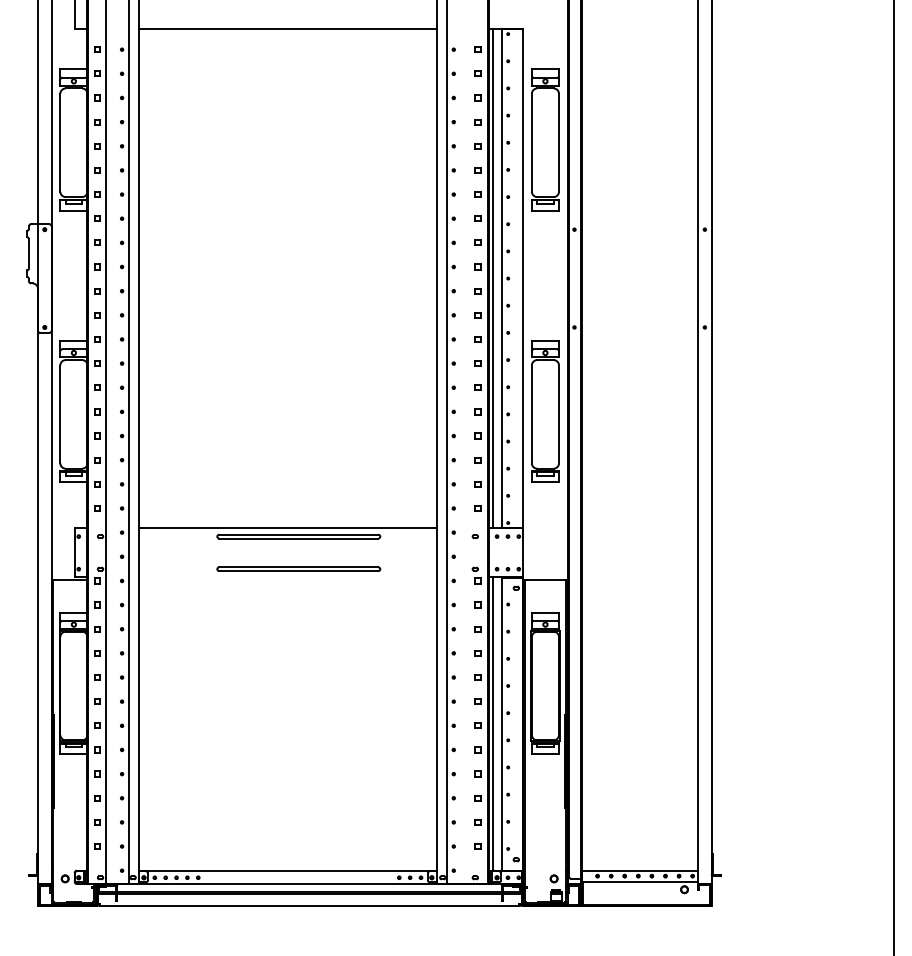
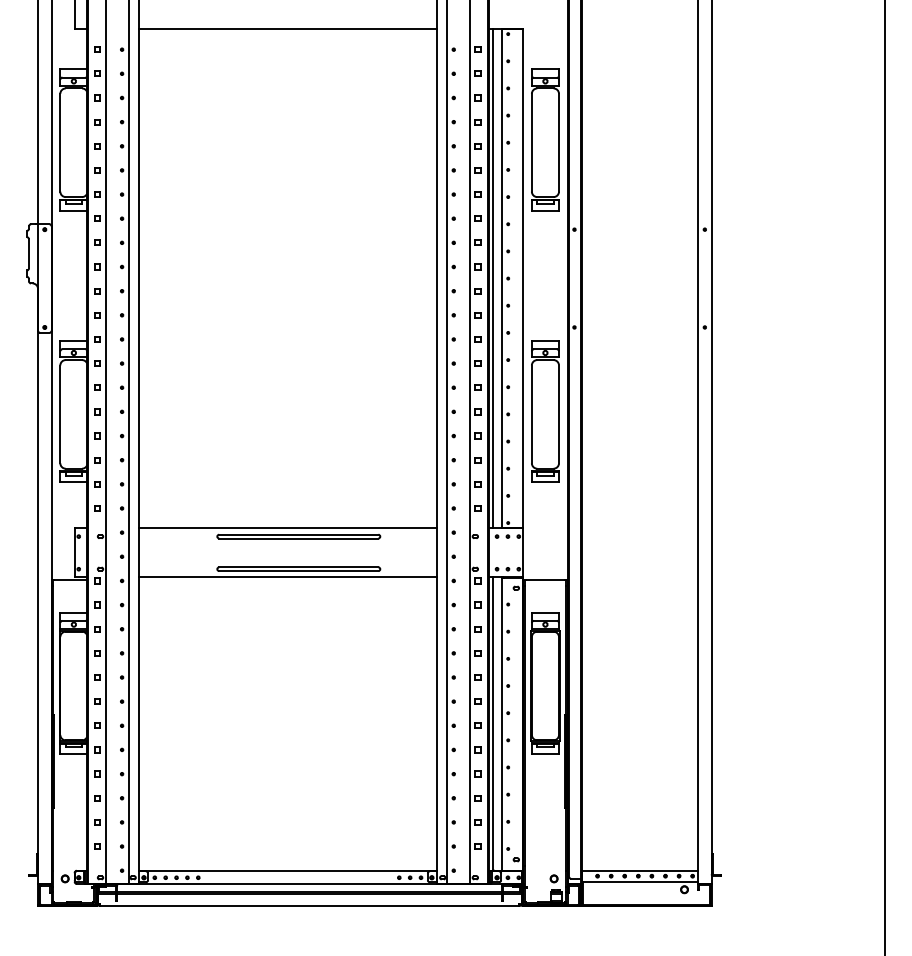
line: none -> present (469, 443)
line position: (893, 477) -> (884, 477) (884, 477)
line: none -> present (287, 577)
